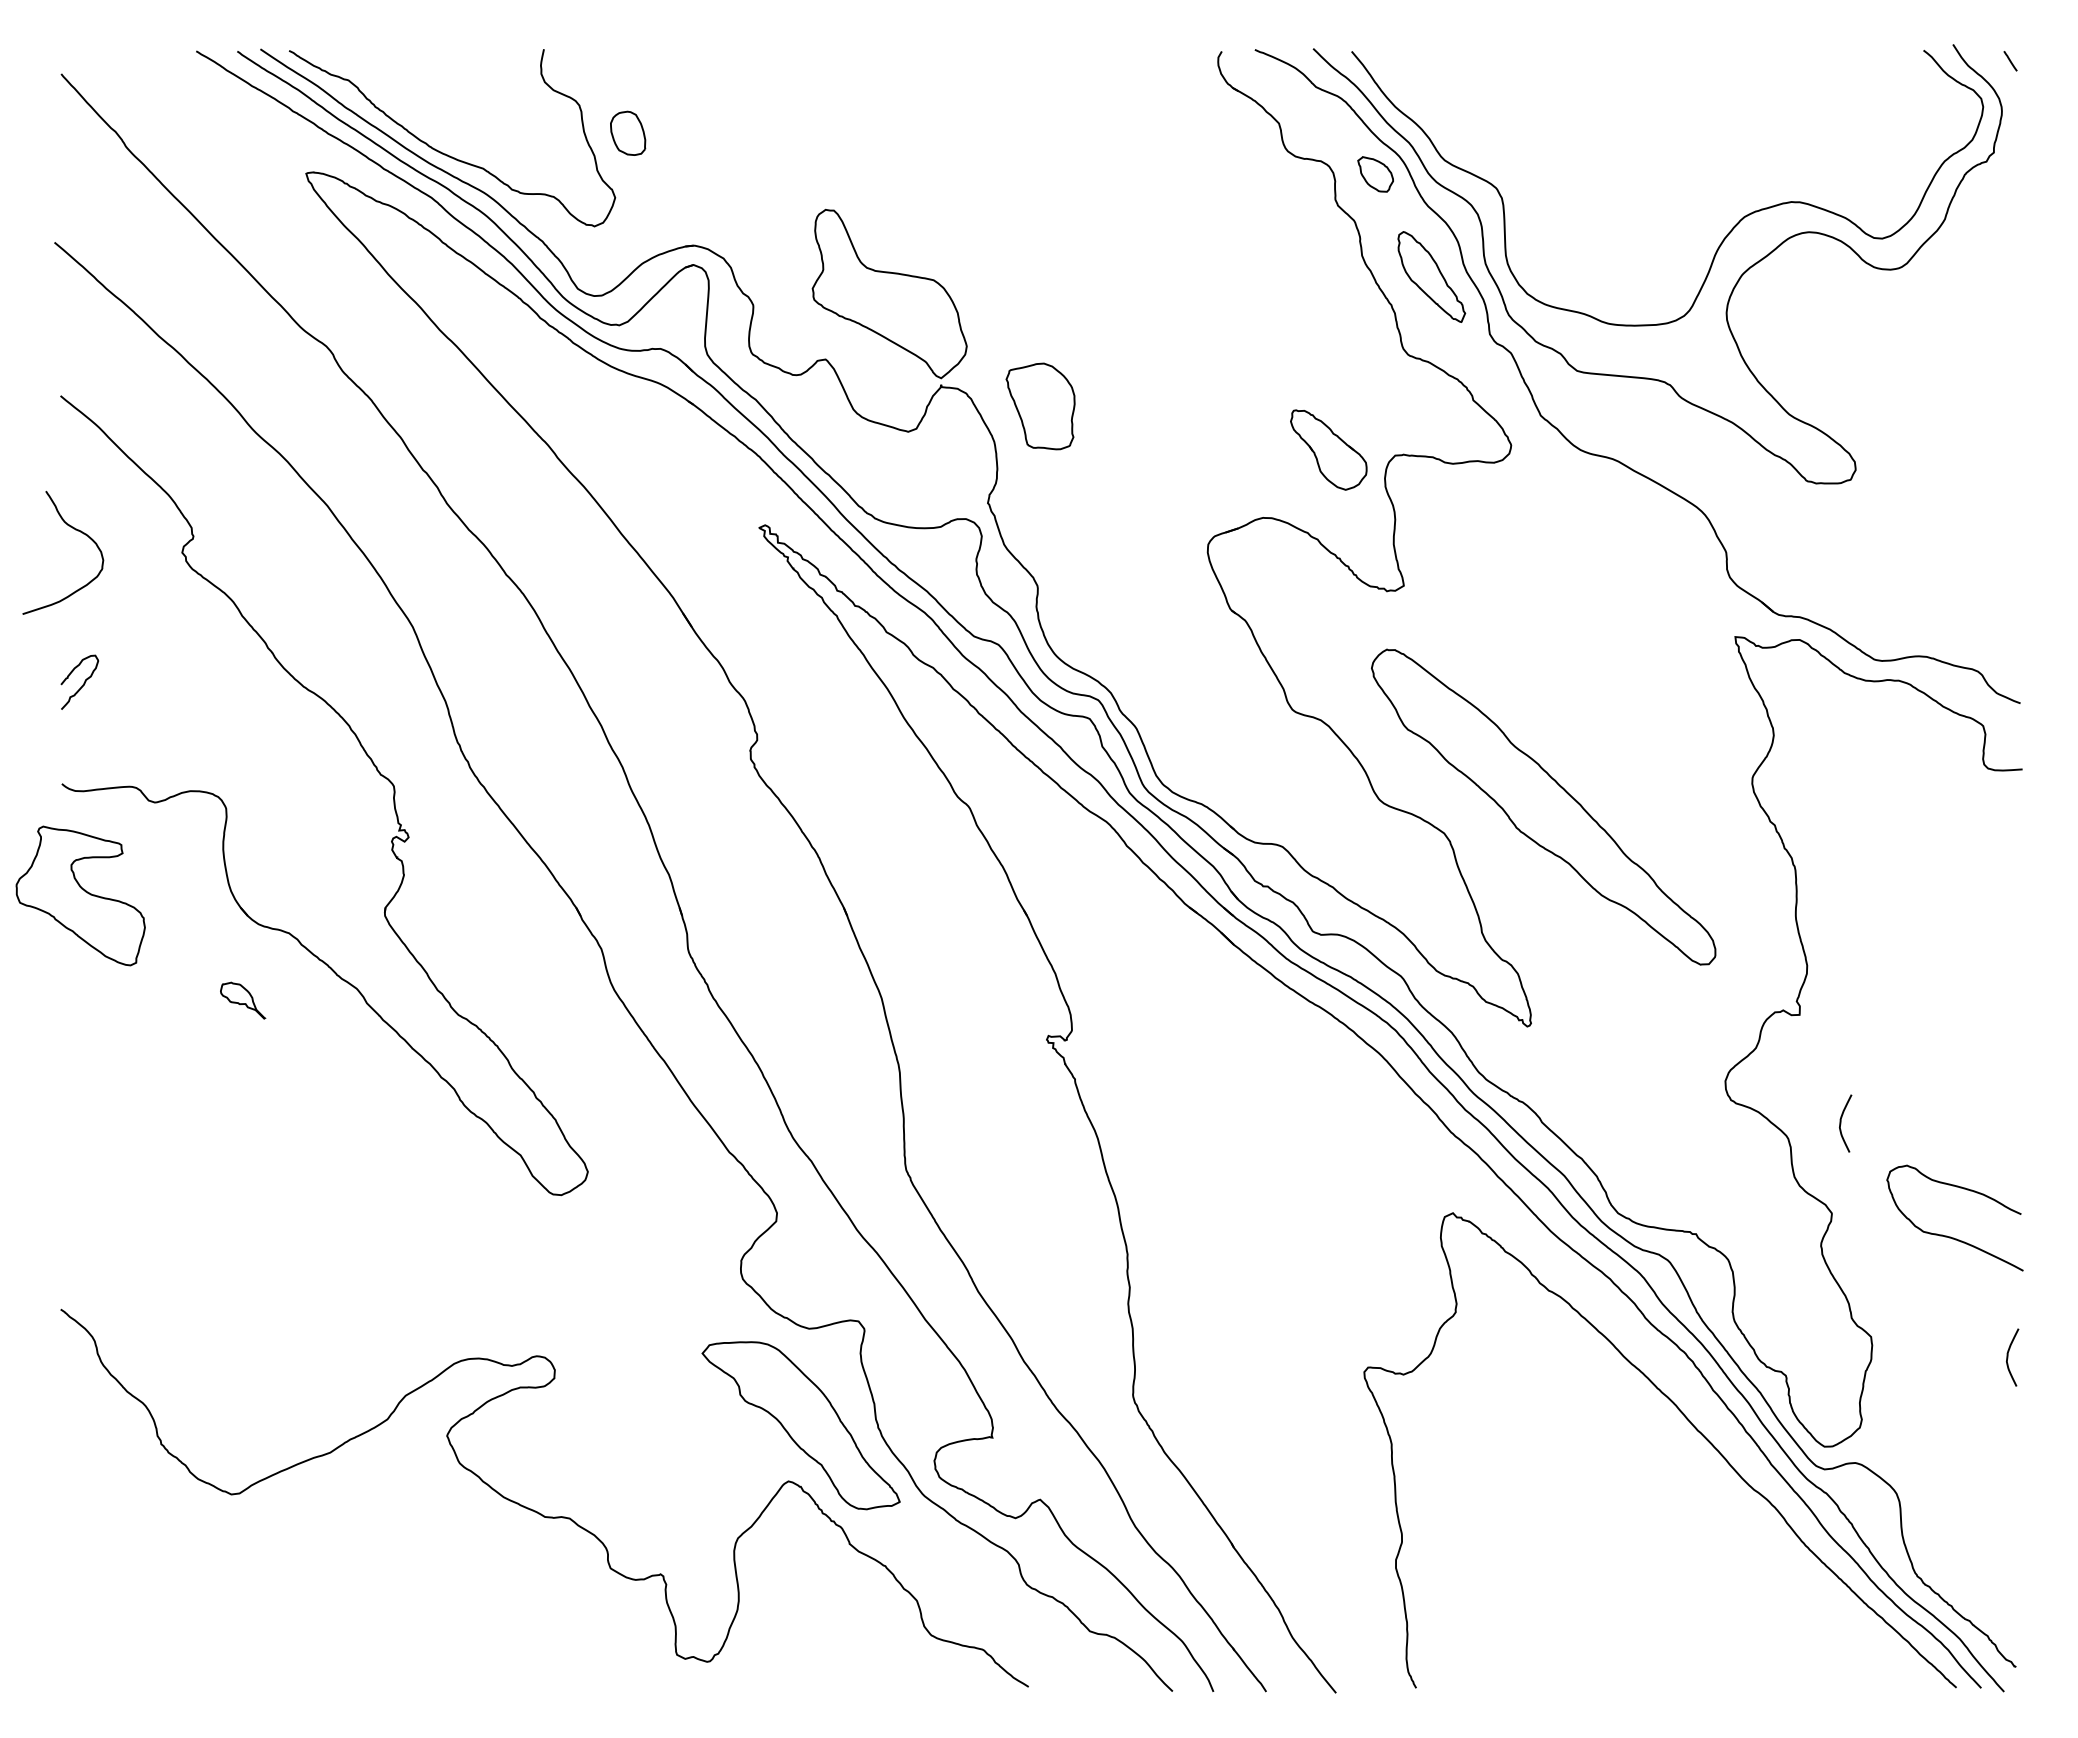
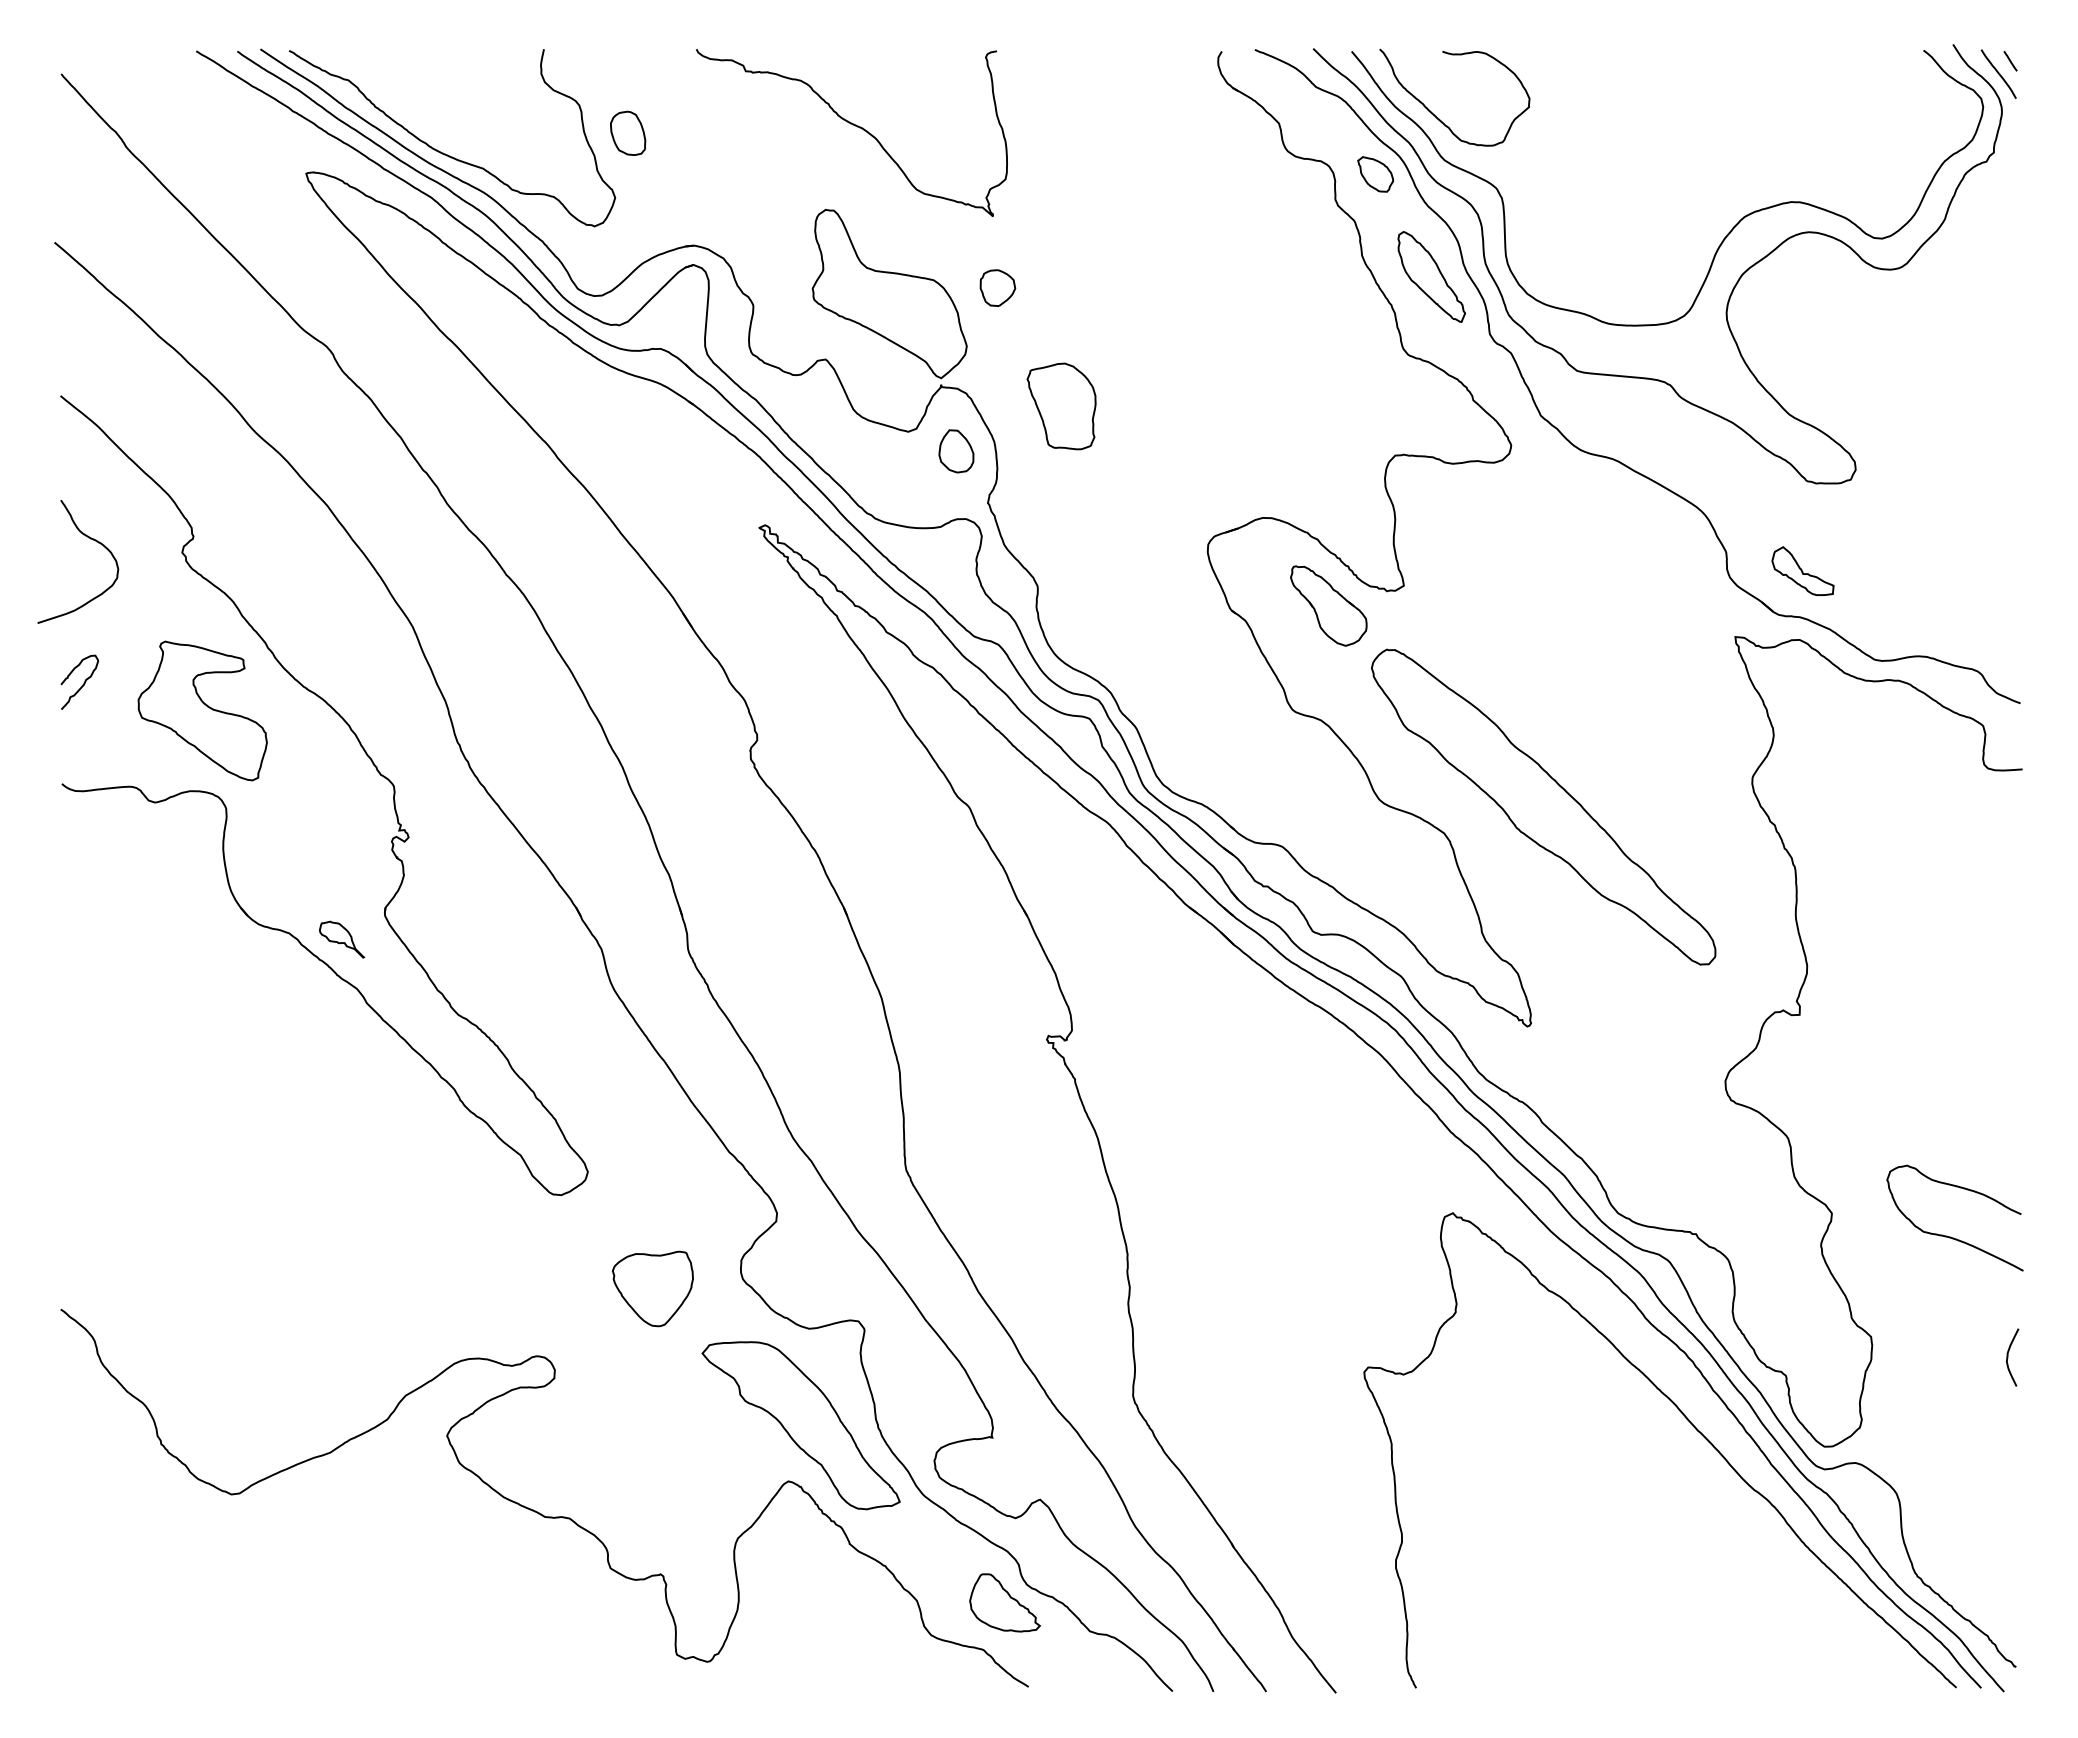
curve: none -> present (1998, 73)
curve: none -> present (1436, 115)
curve: none -> present (852, 125)
part: none -> present (997, 287)
part position: (1040, 406) -> (1061, 406) (1061, 406)
part position: (1328, 449) -> (1328, 605) (1328, 605)
part: none -> present (956, 451)
curve position: (75, 530) -> (90, 539) (90, 539)
part: none -> present (1802, 570)
part position: (80, 895) -> (202, 710) (202, 710)
part position: (243, 1000) -> (342, 939) (342, 939)
curve: present -> none (1841, 1123)
part: none -> present (652, 1288)
part: none -> present (1004, 1602)
